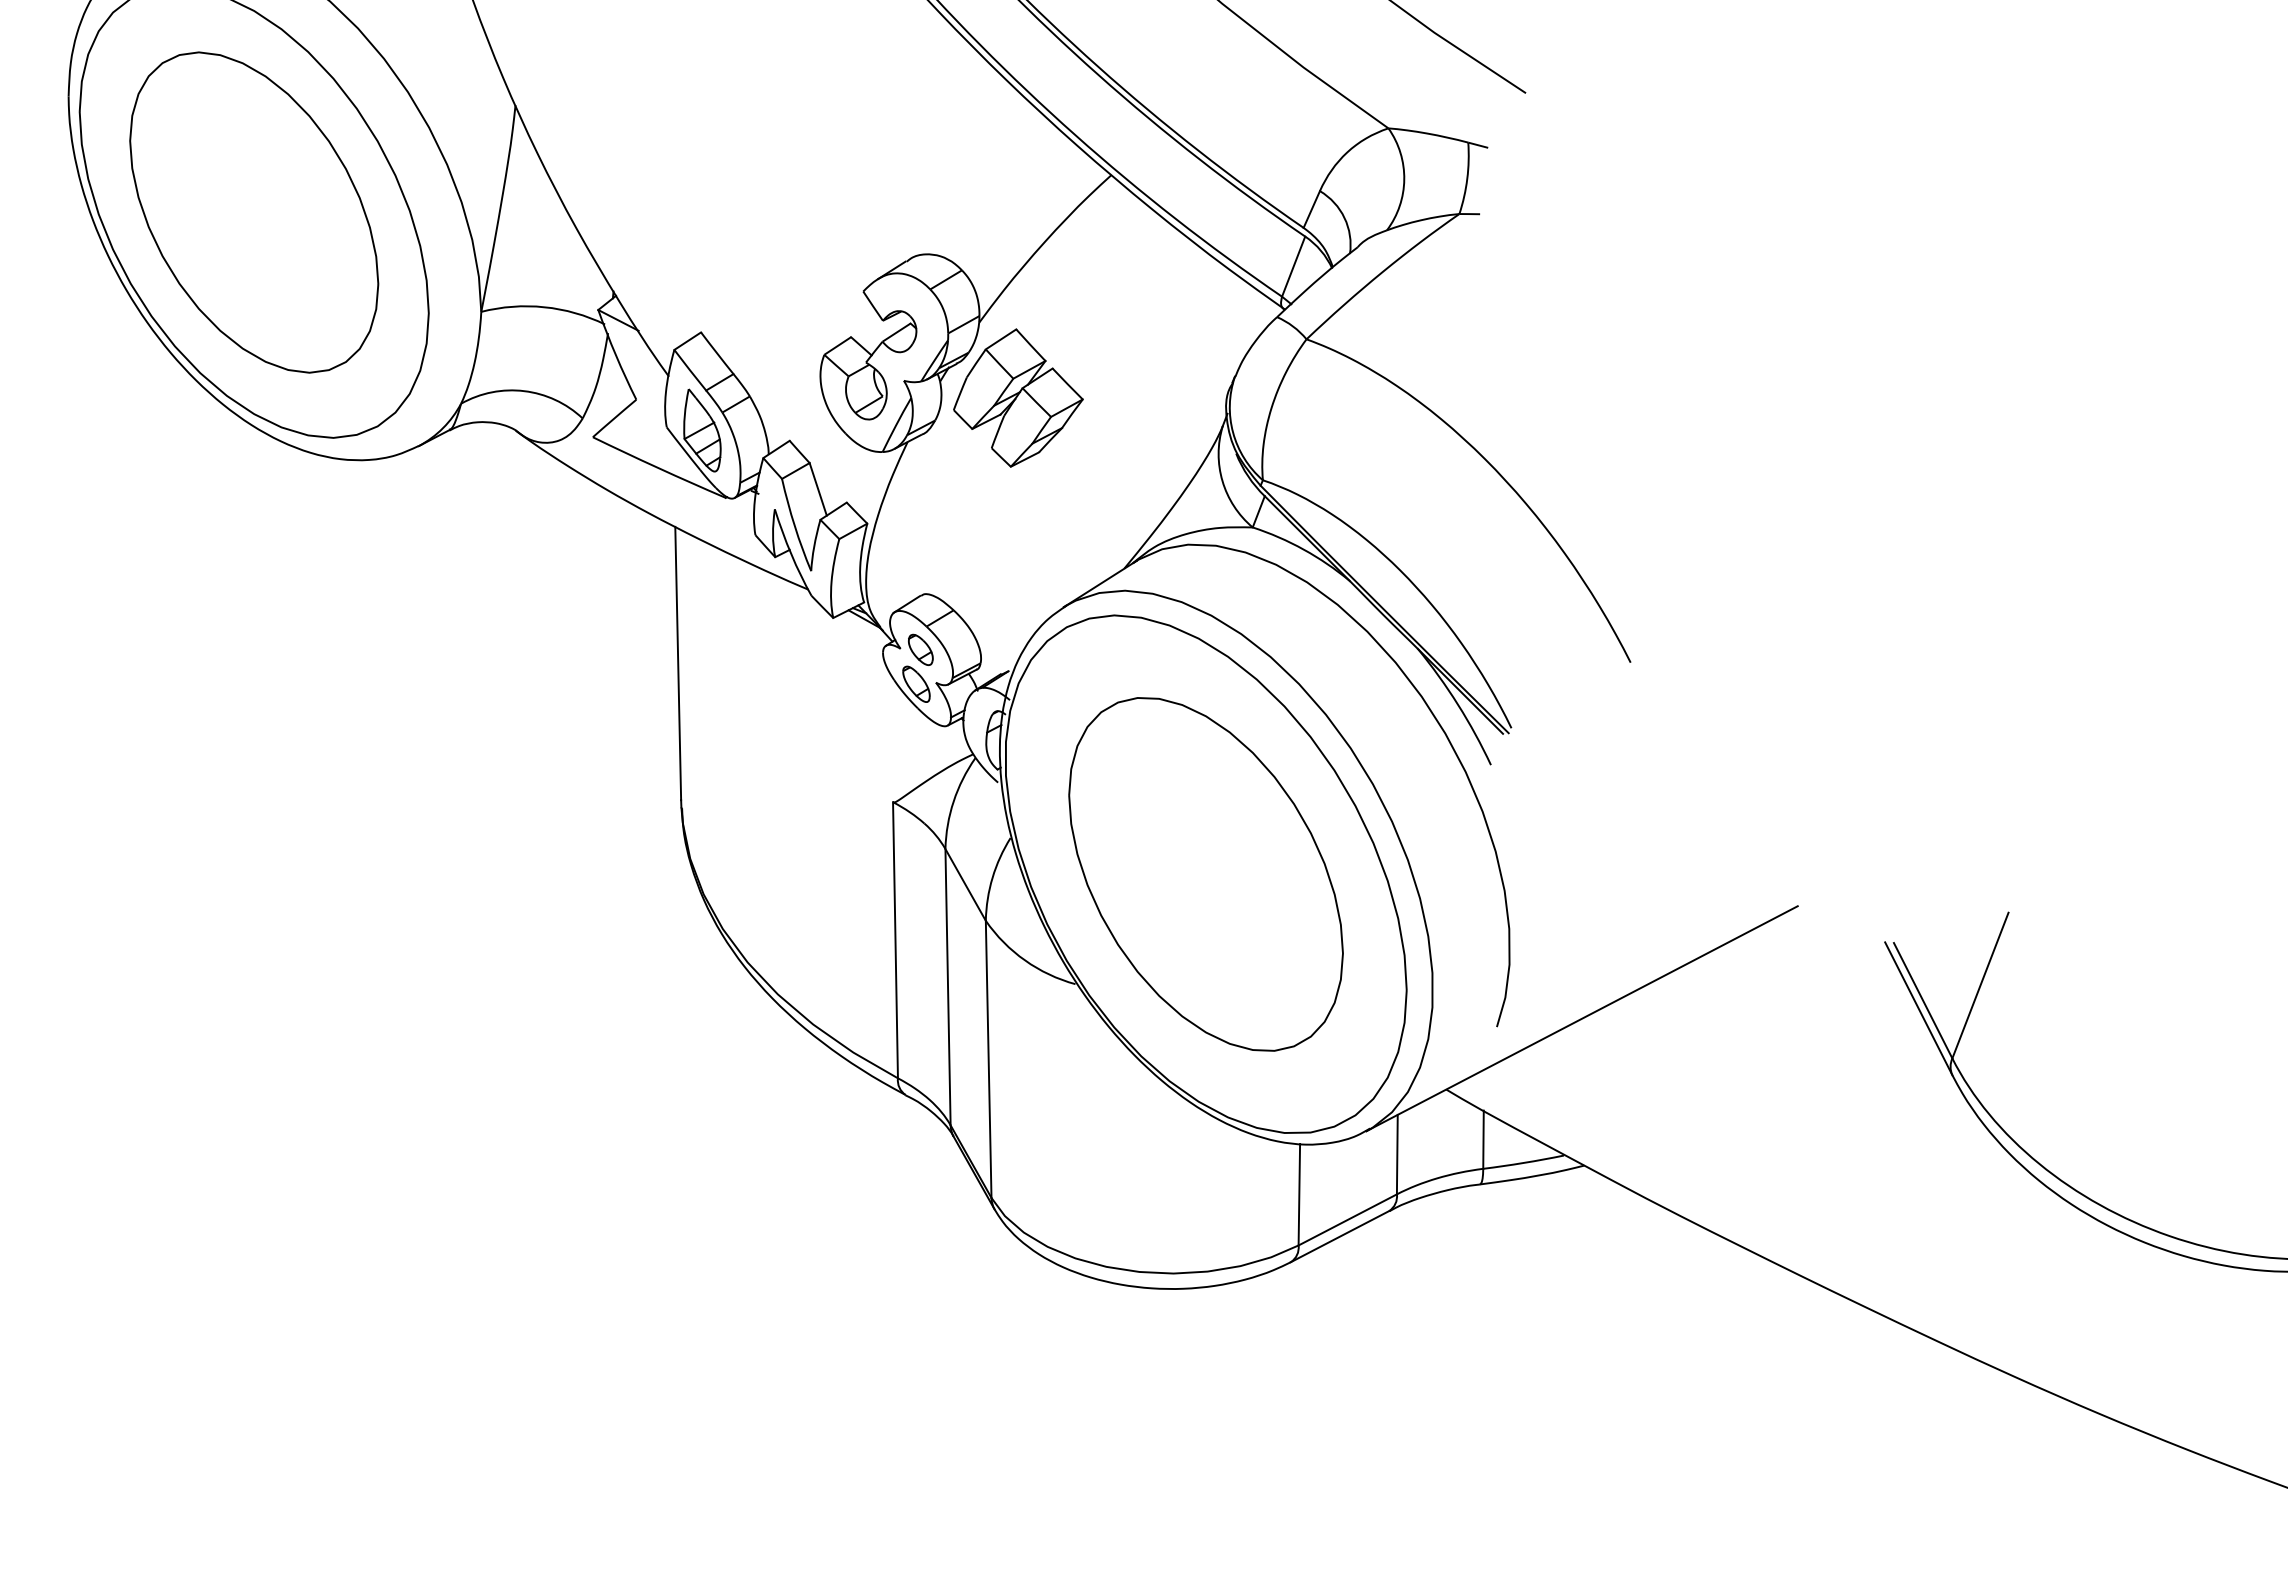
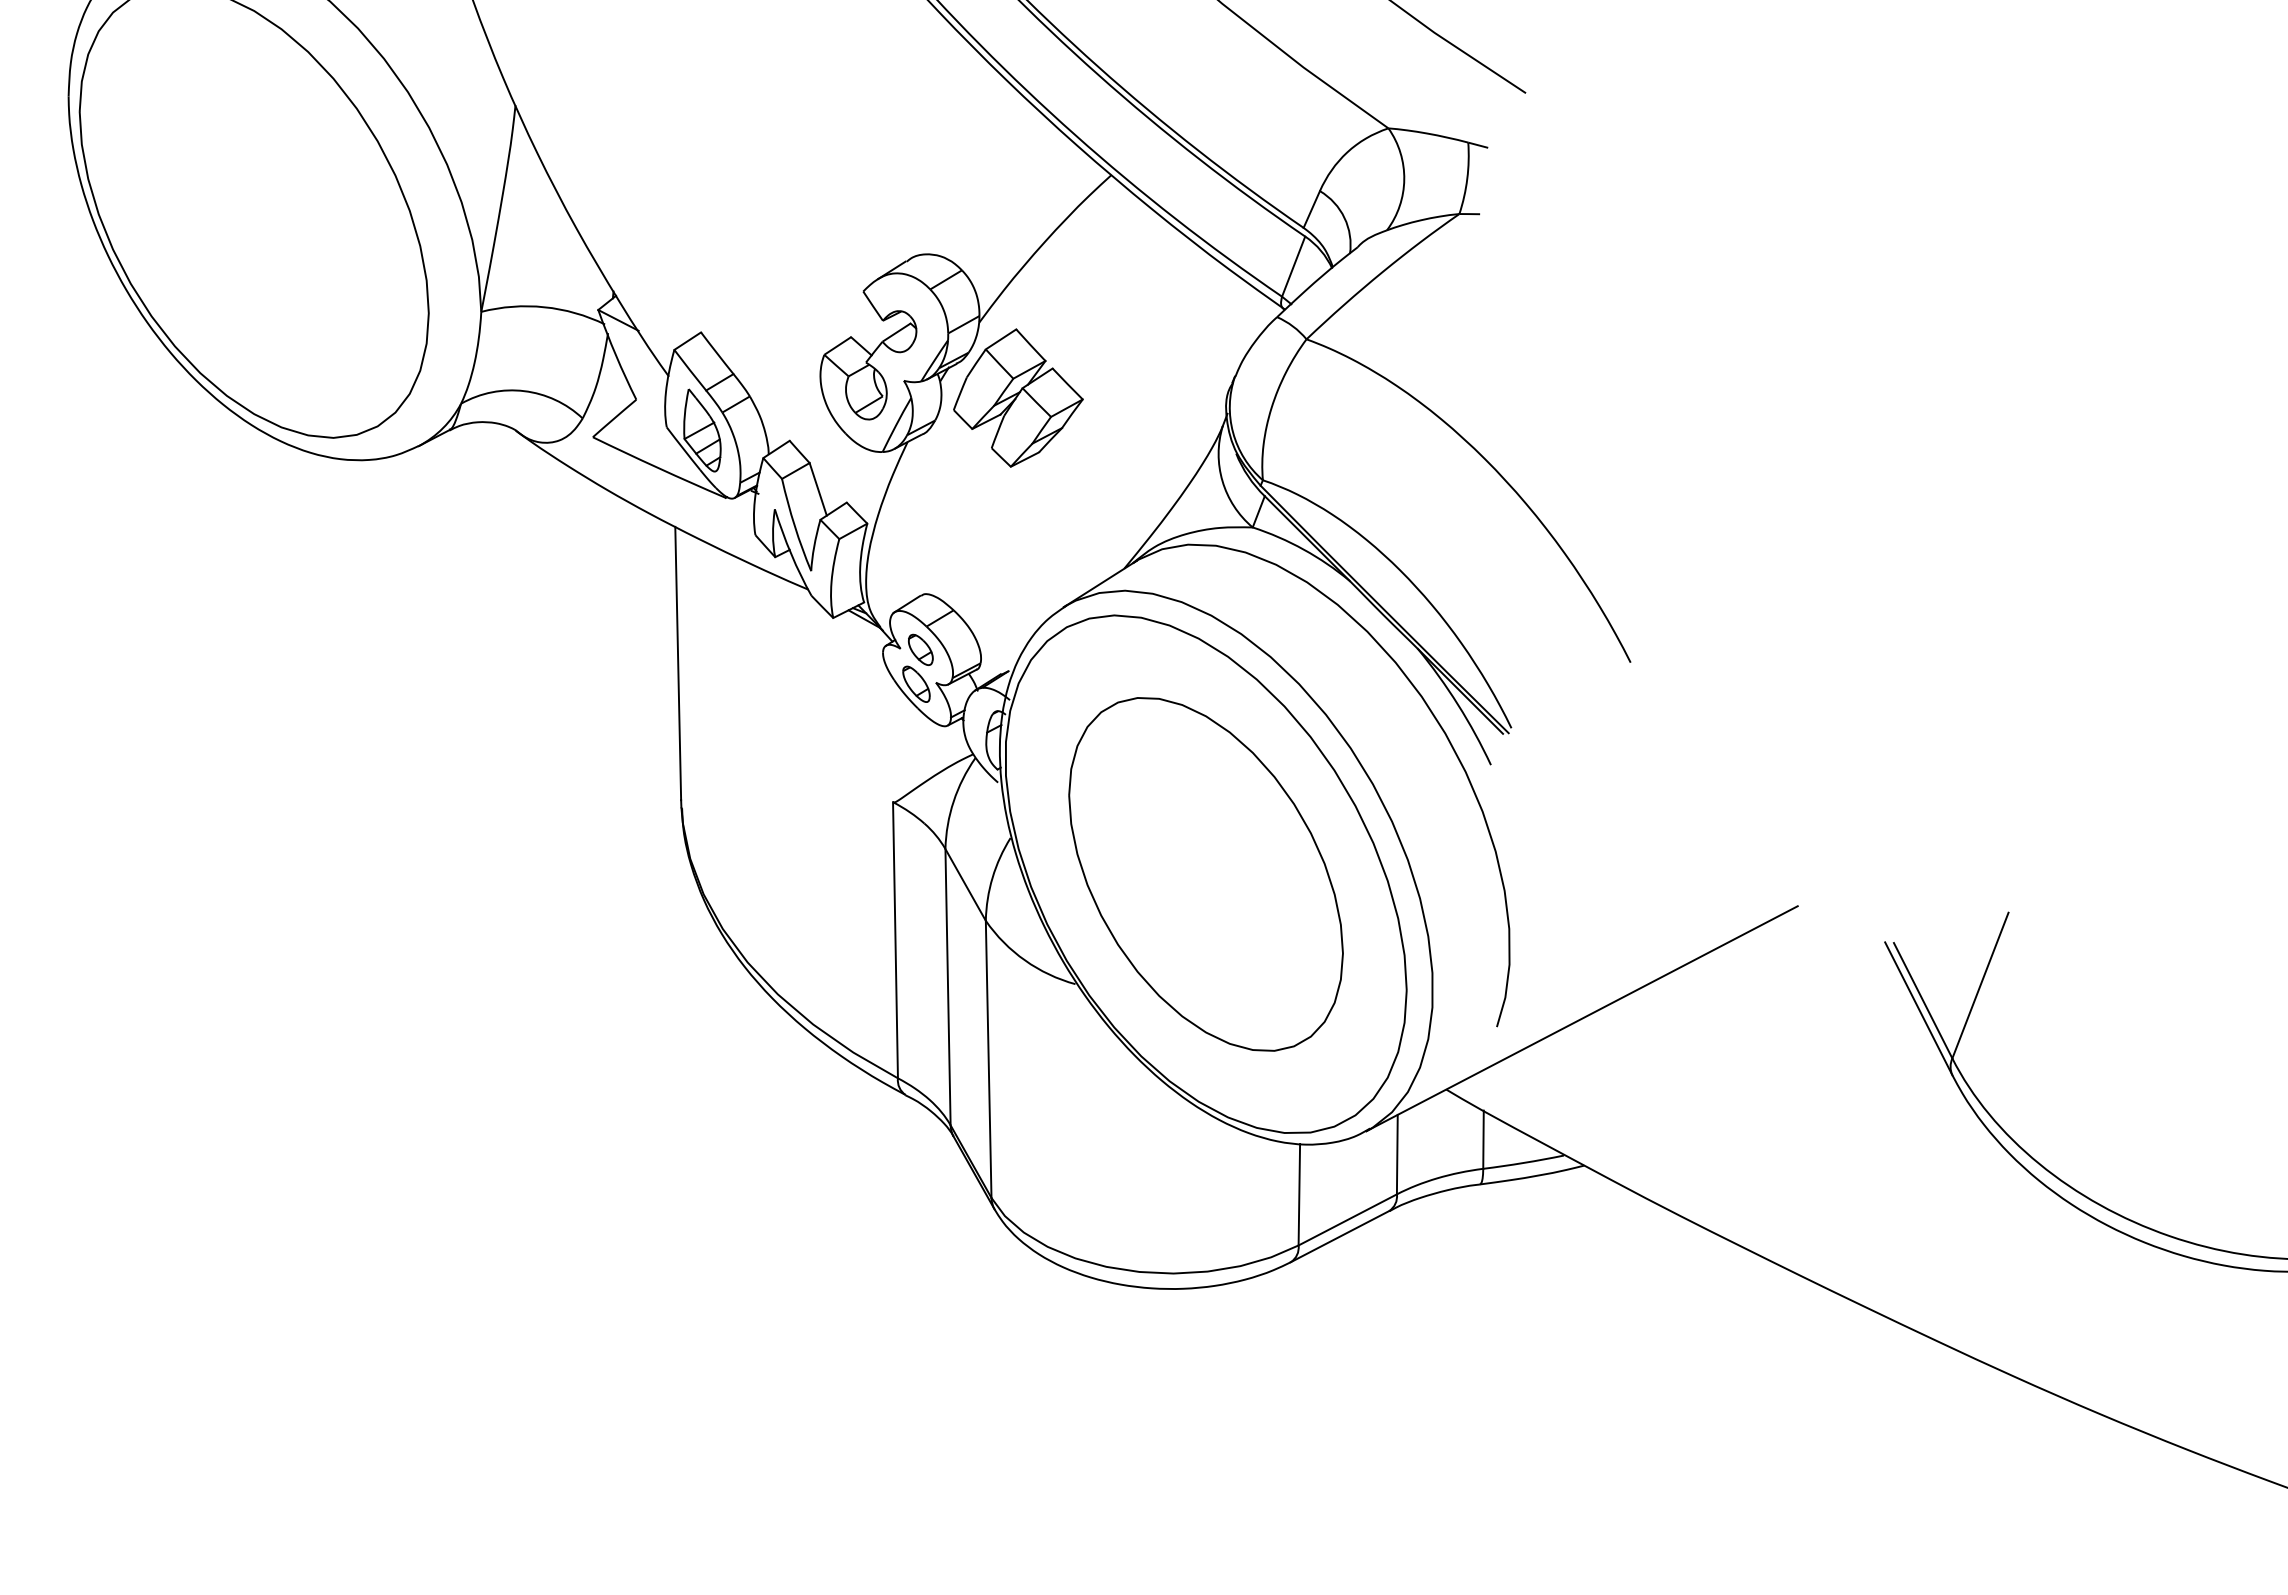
part: present -> none (254, 212)
